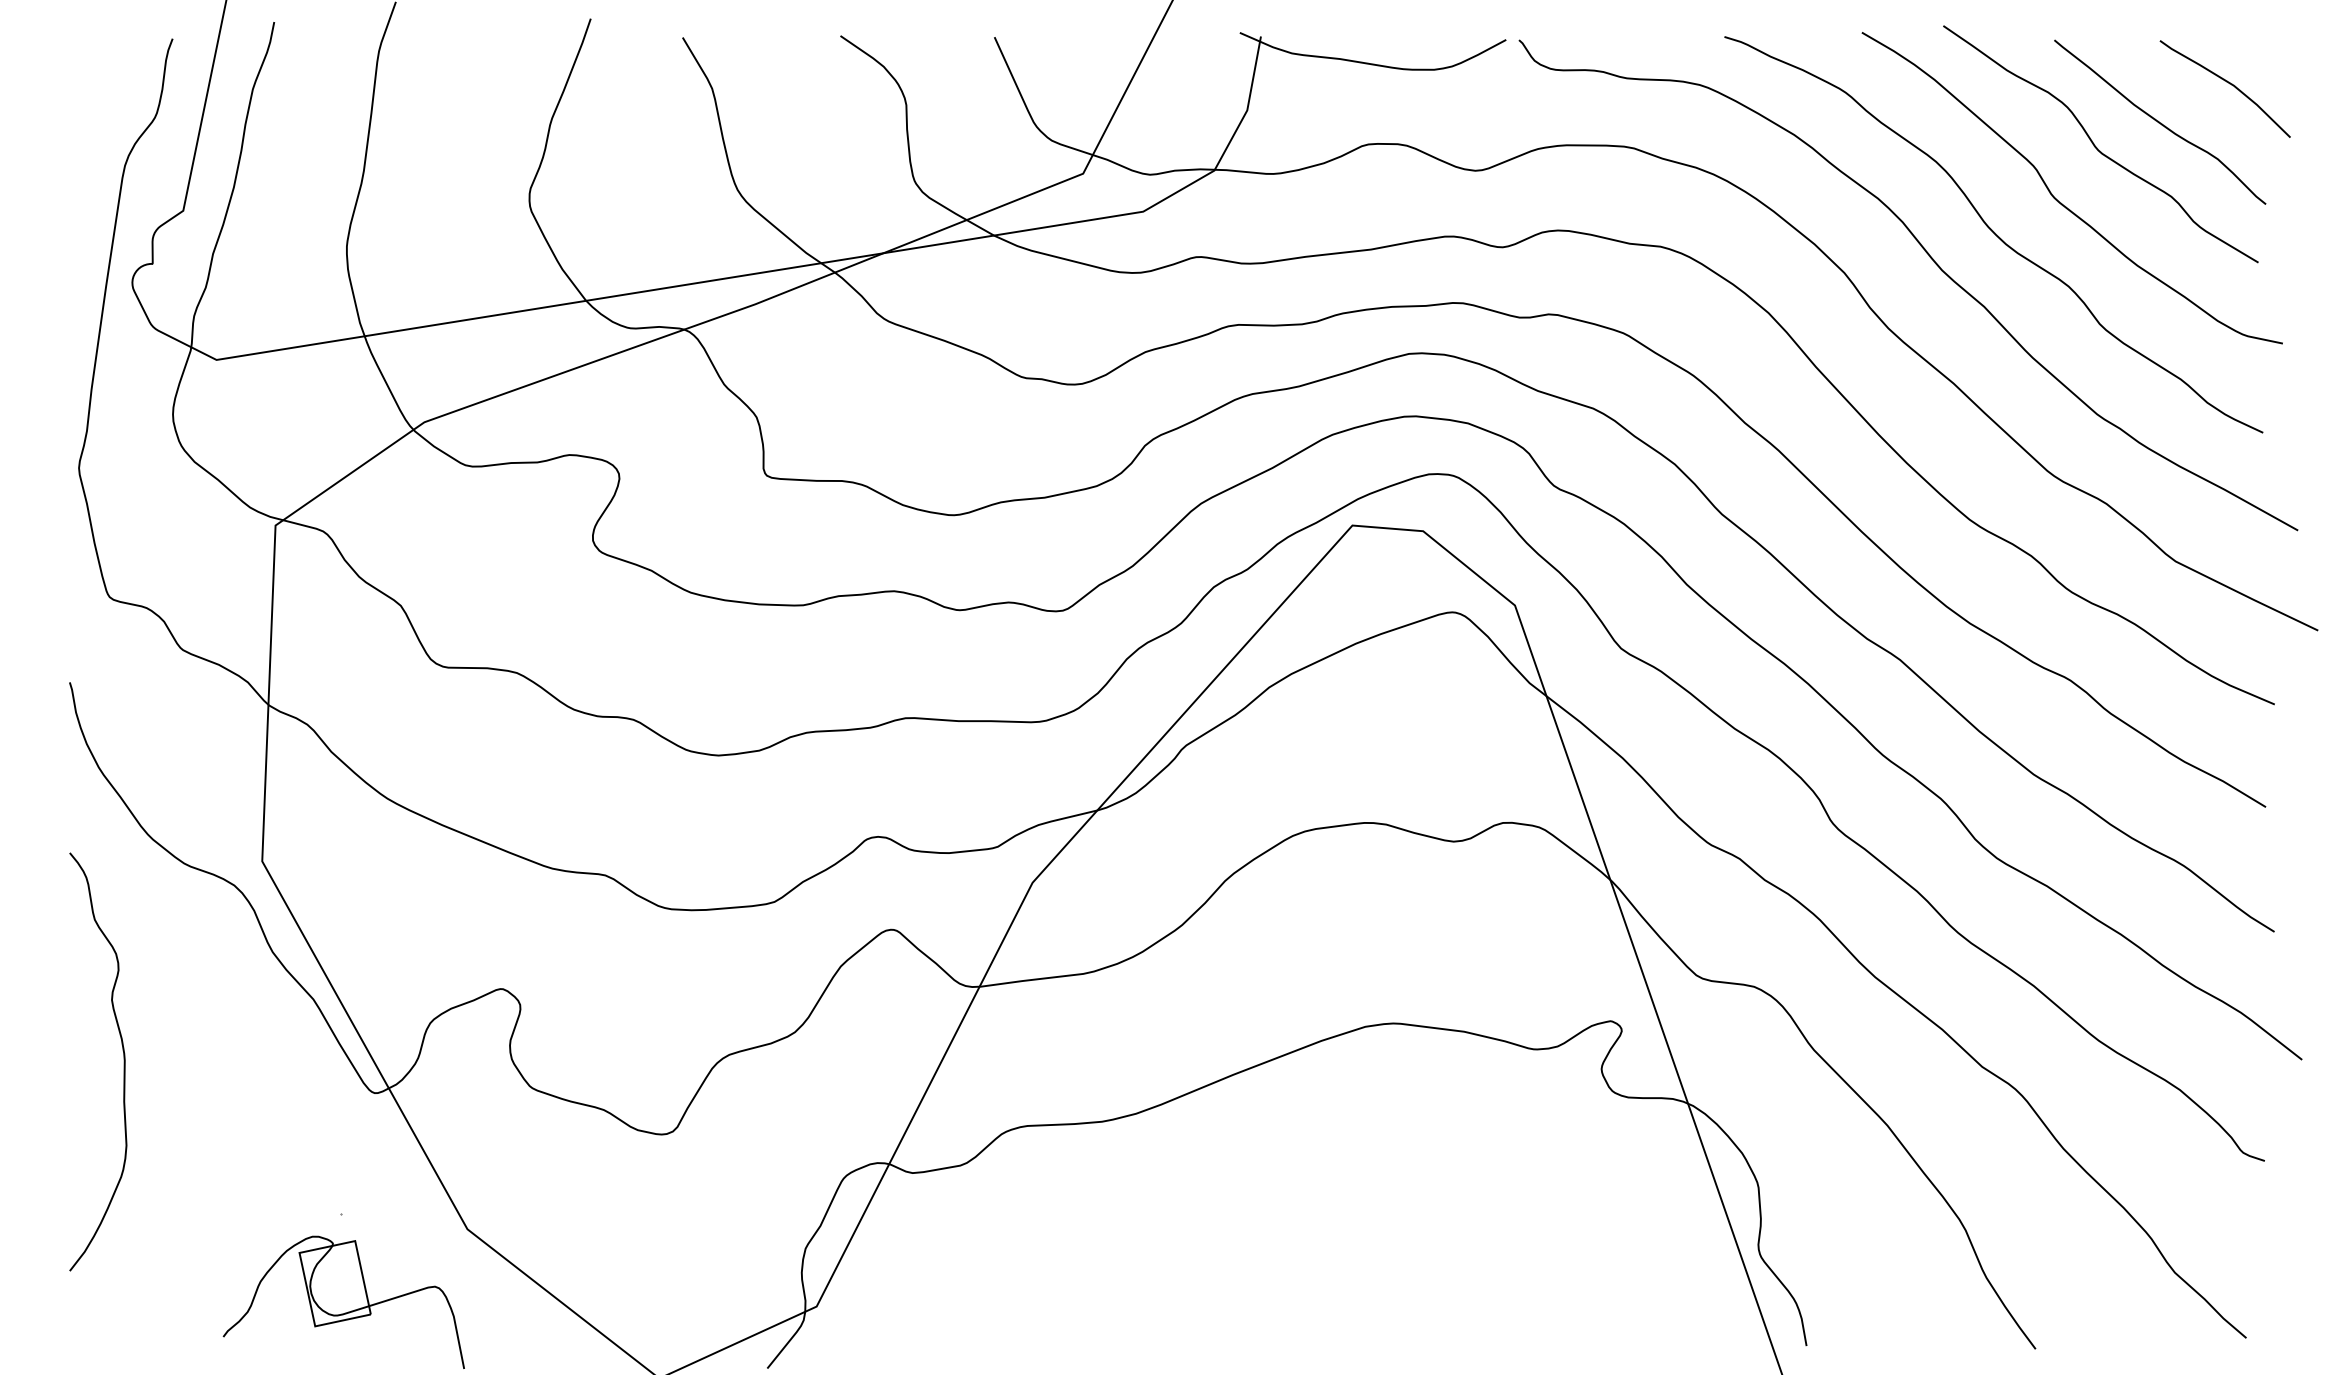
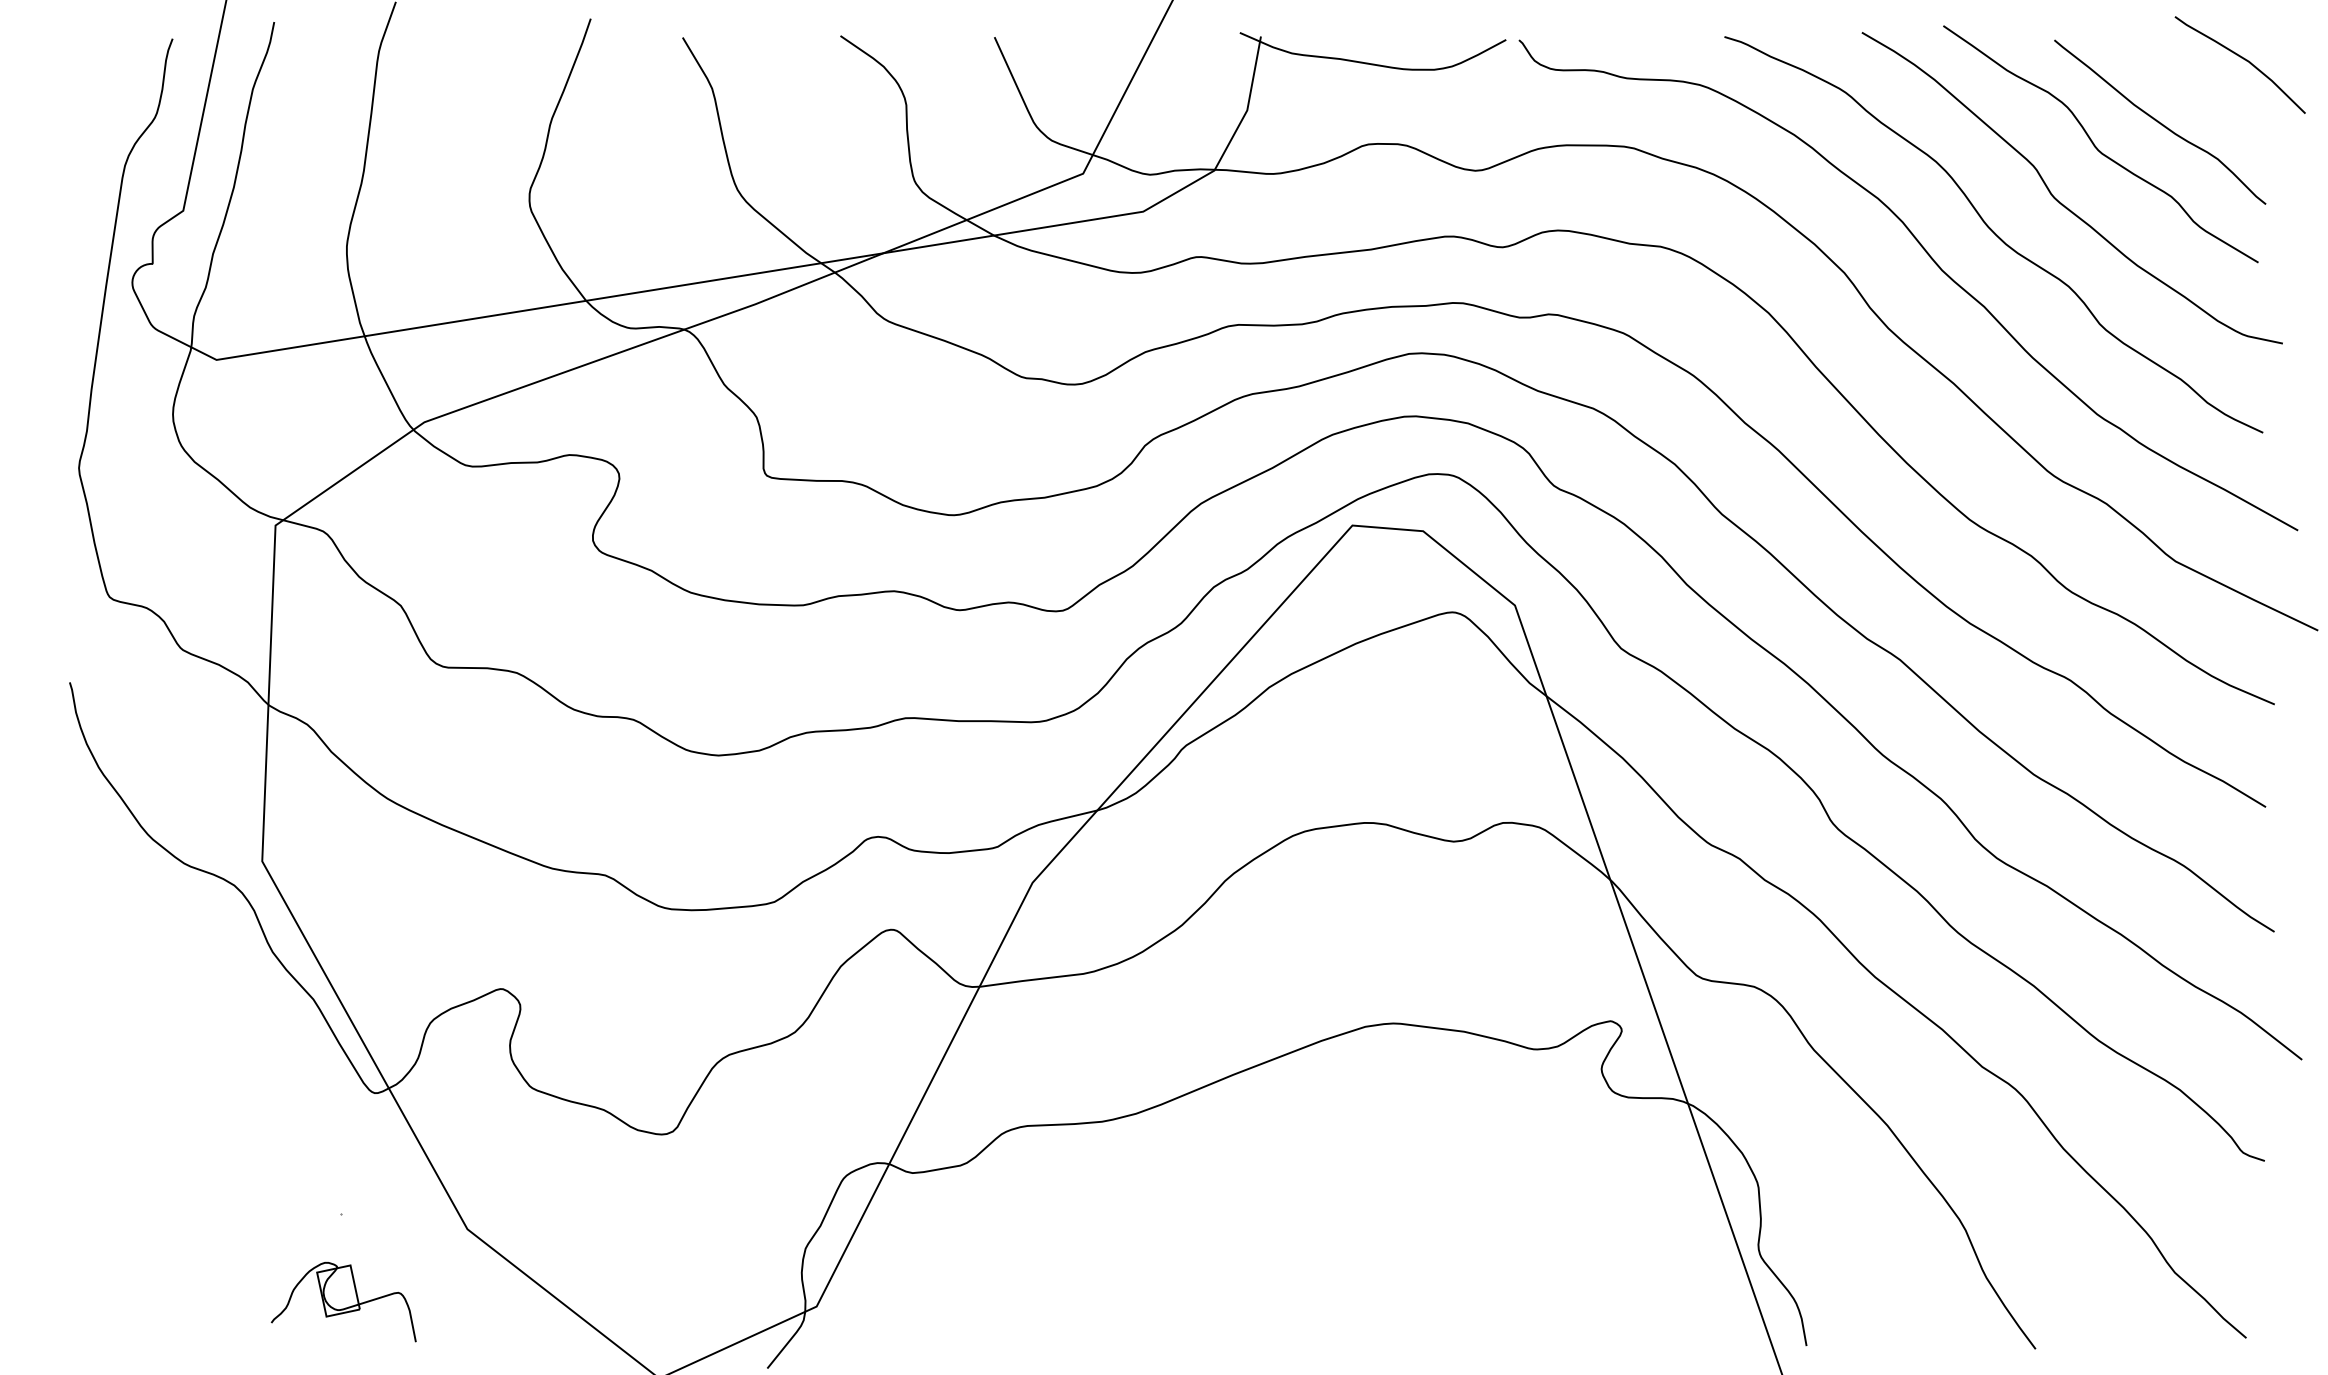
curve position: (2226, 82) -> (2241, 58) (2241, 58)
curve: present -> none (123, 1061)
part size: 243x134 px -> 147x82 px (343, 1301)
